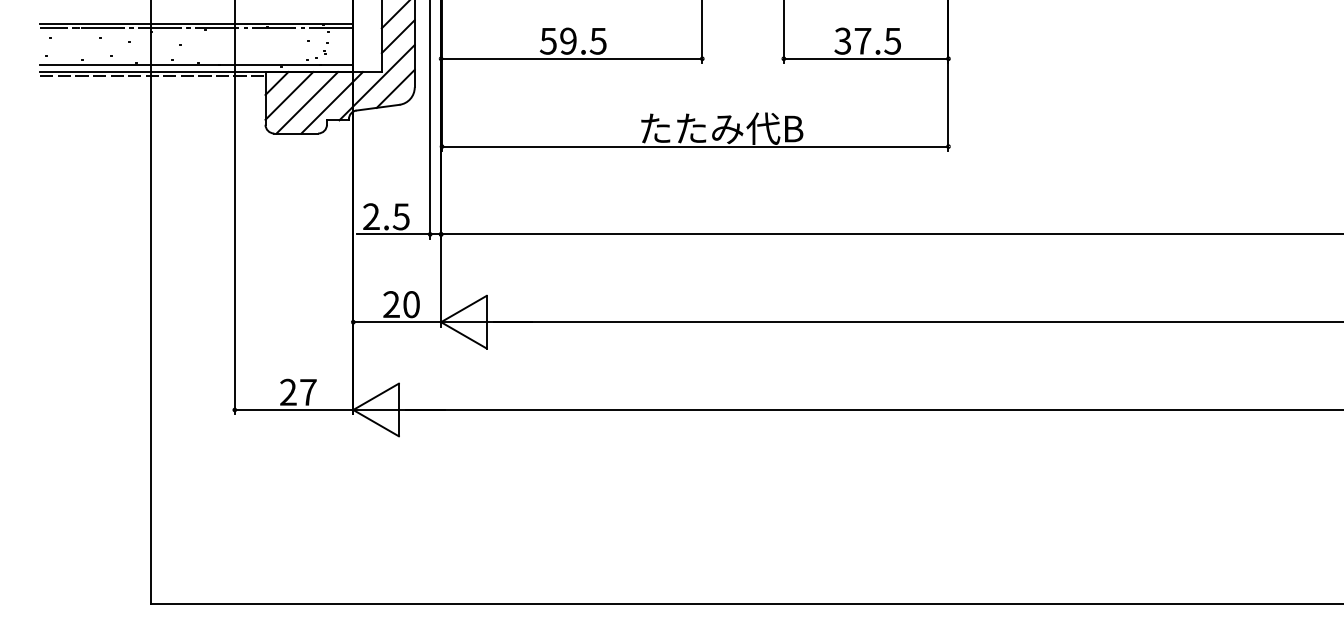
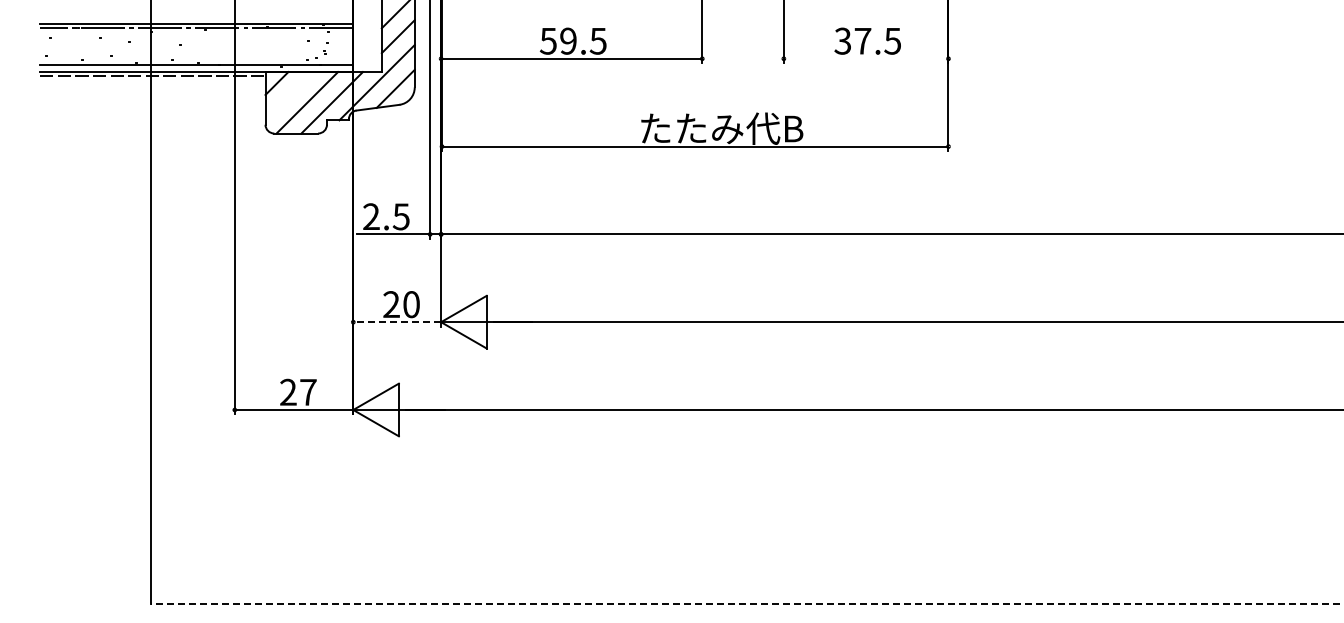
line: present -> none (865, 58)
line: present -> none (289, 95)
line: solid -> dashed (397, 322)
line: solid -> dashed (747, 604)
